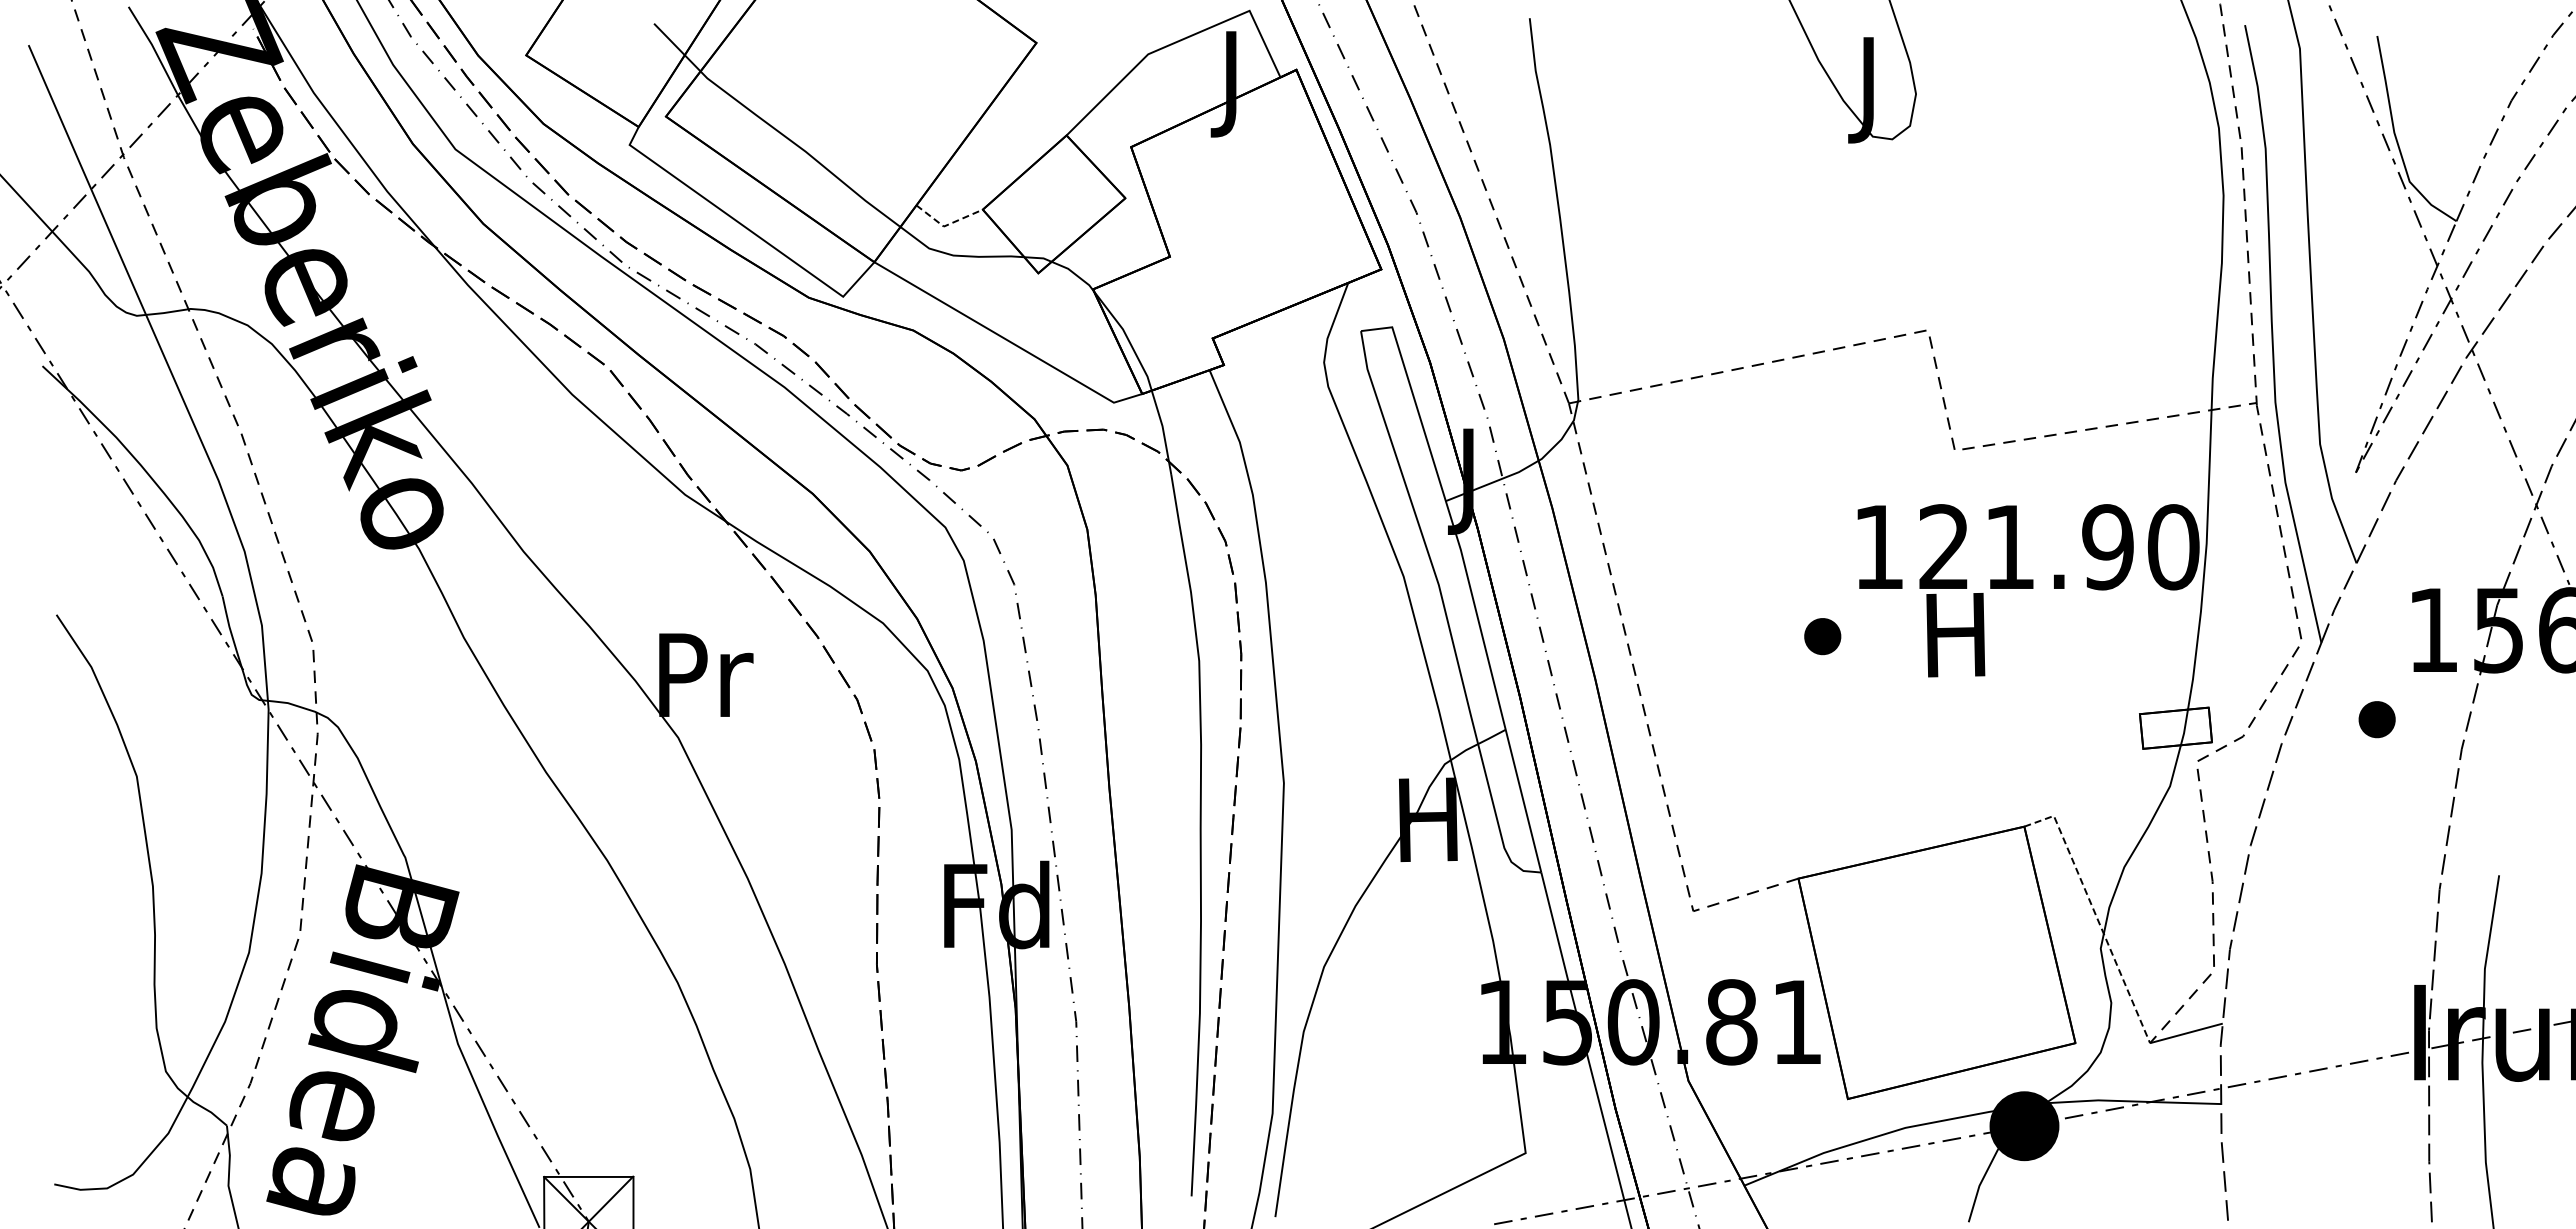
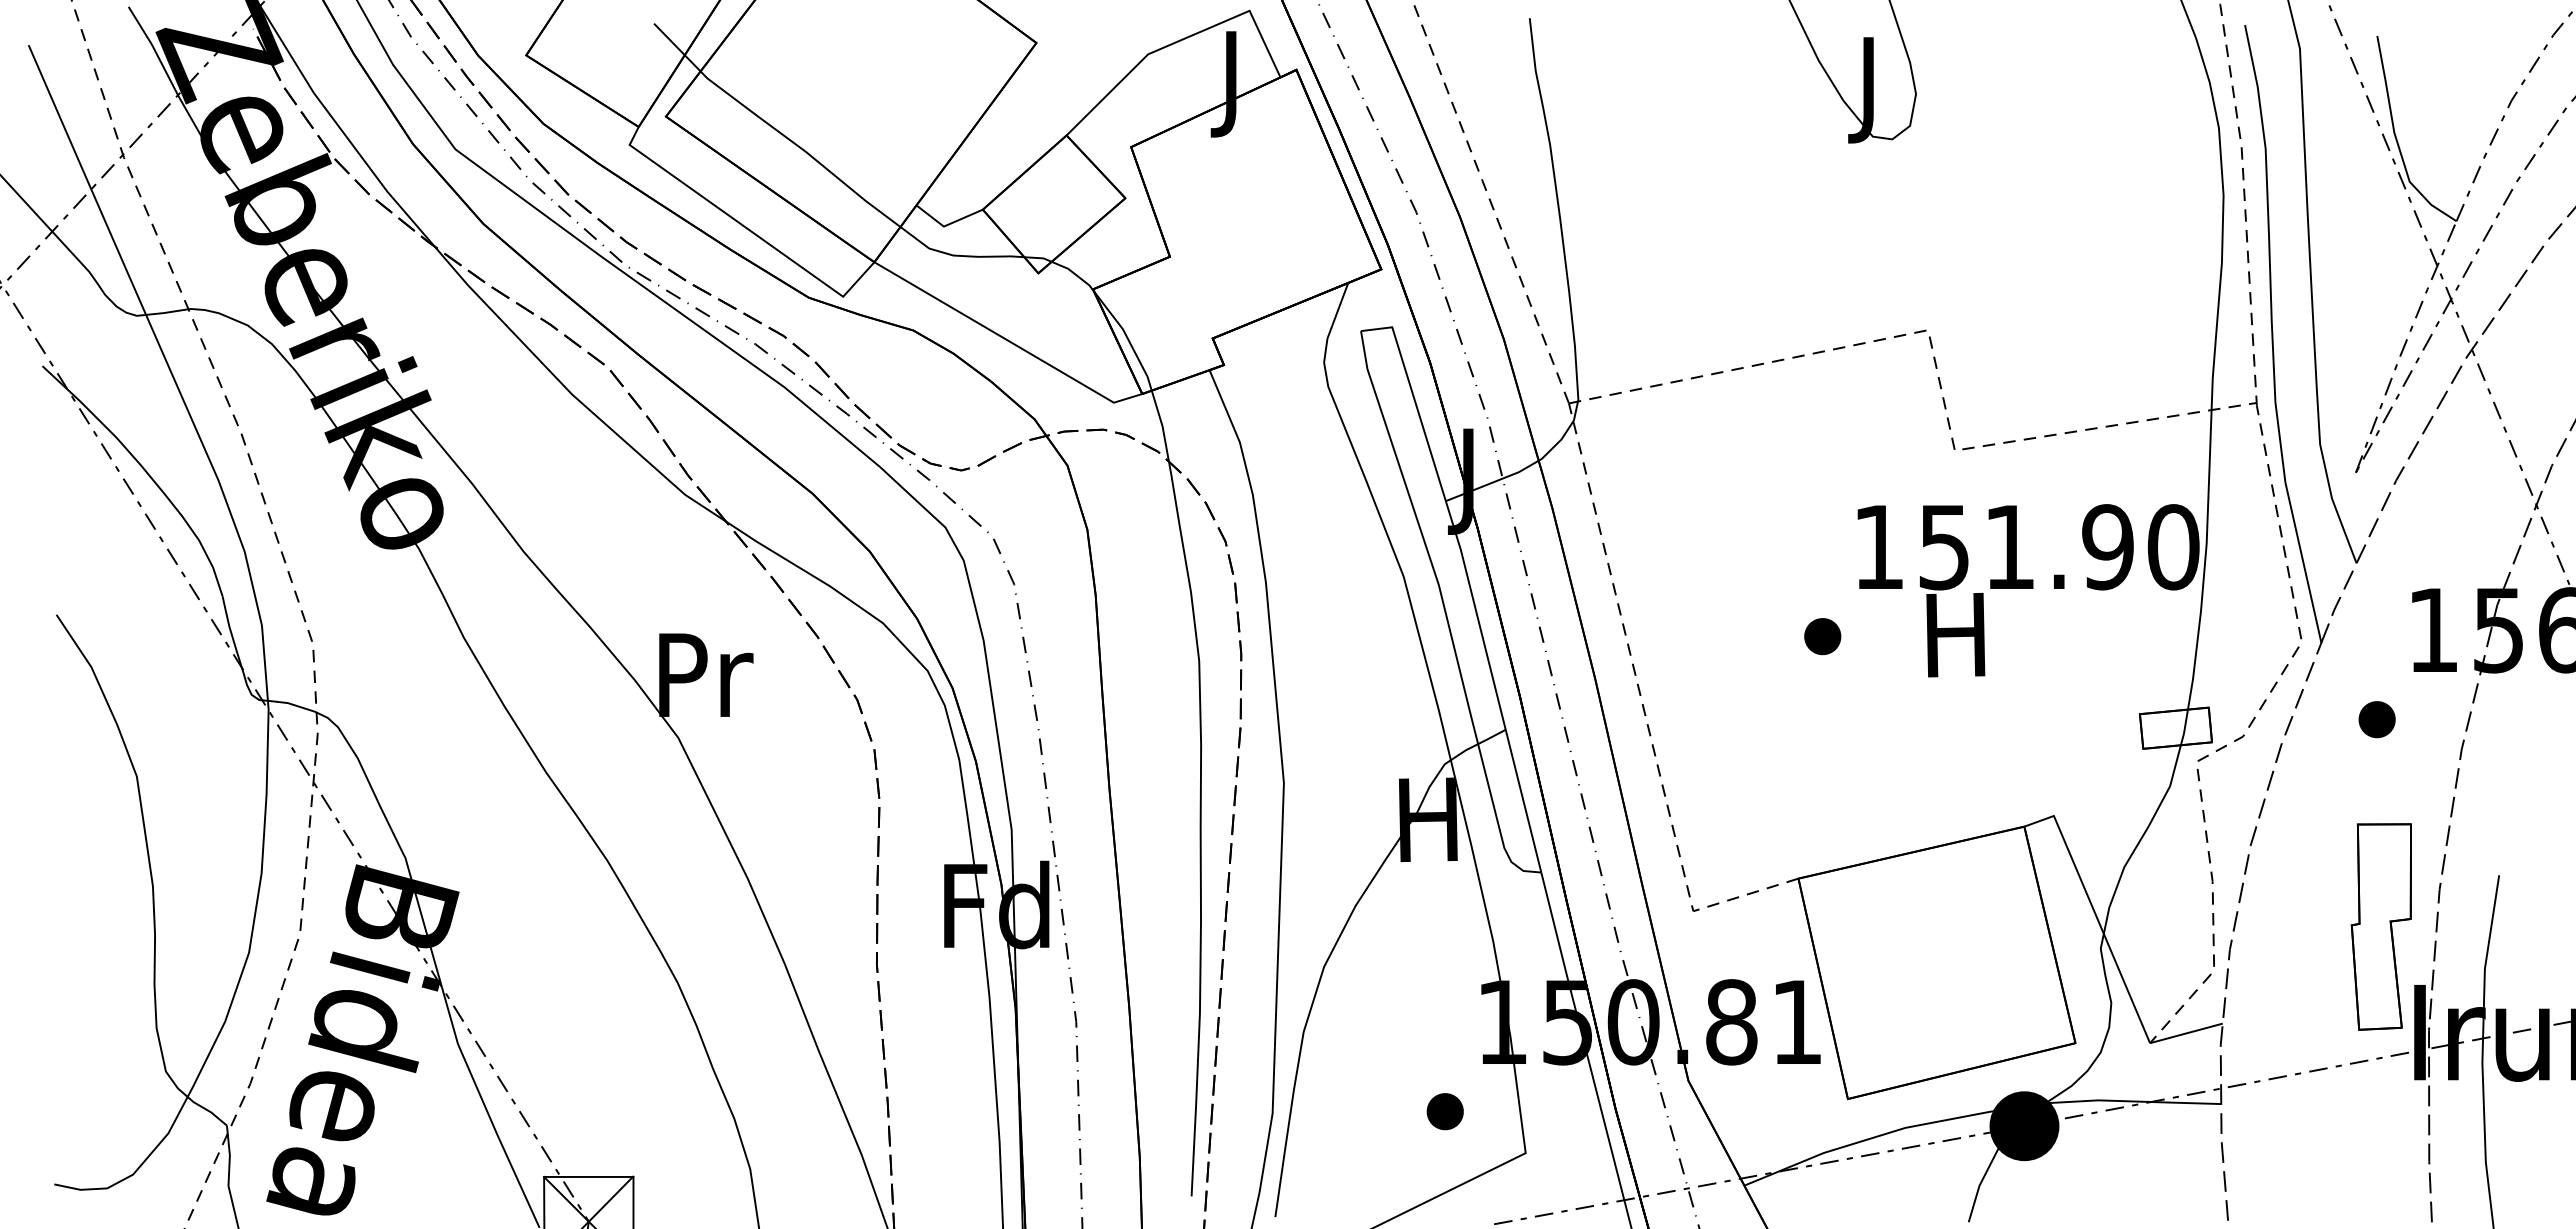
line: dashed -> solid (947, 225)
text: 121.90 -> 151.90 (1943, 547)
line: dashed -> solid (2095, 914)
part: none -> present (2380, 926)
part: none -> present (1444, 1111)
